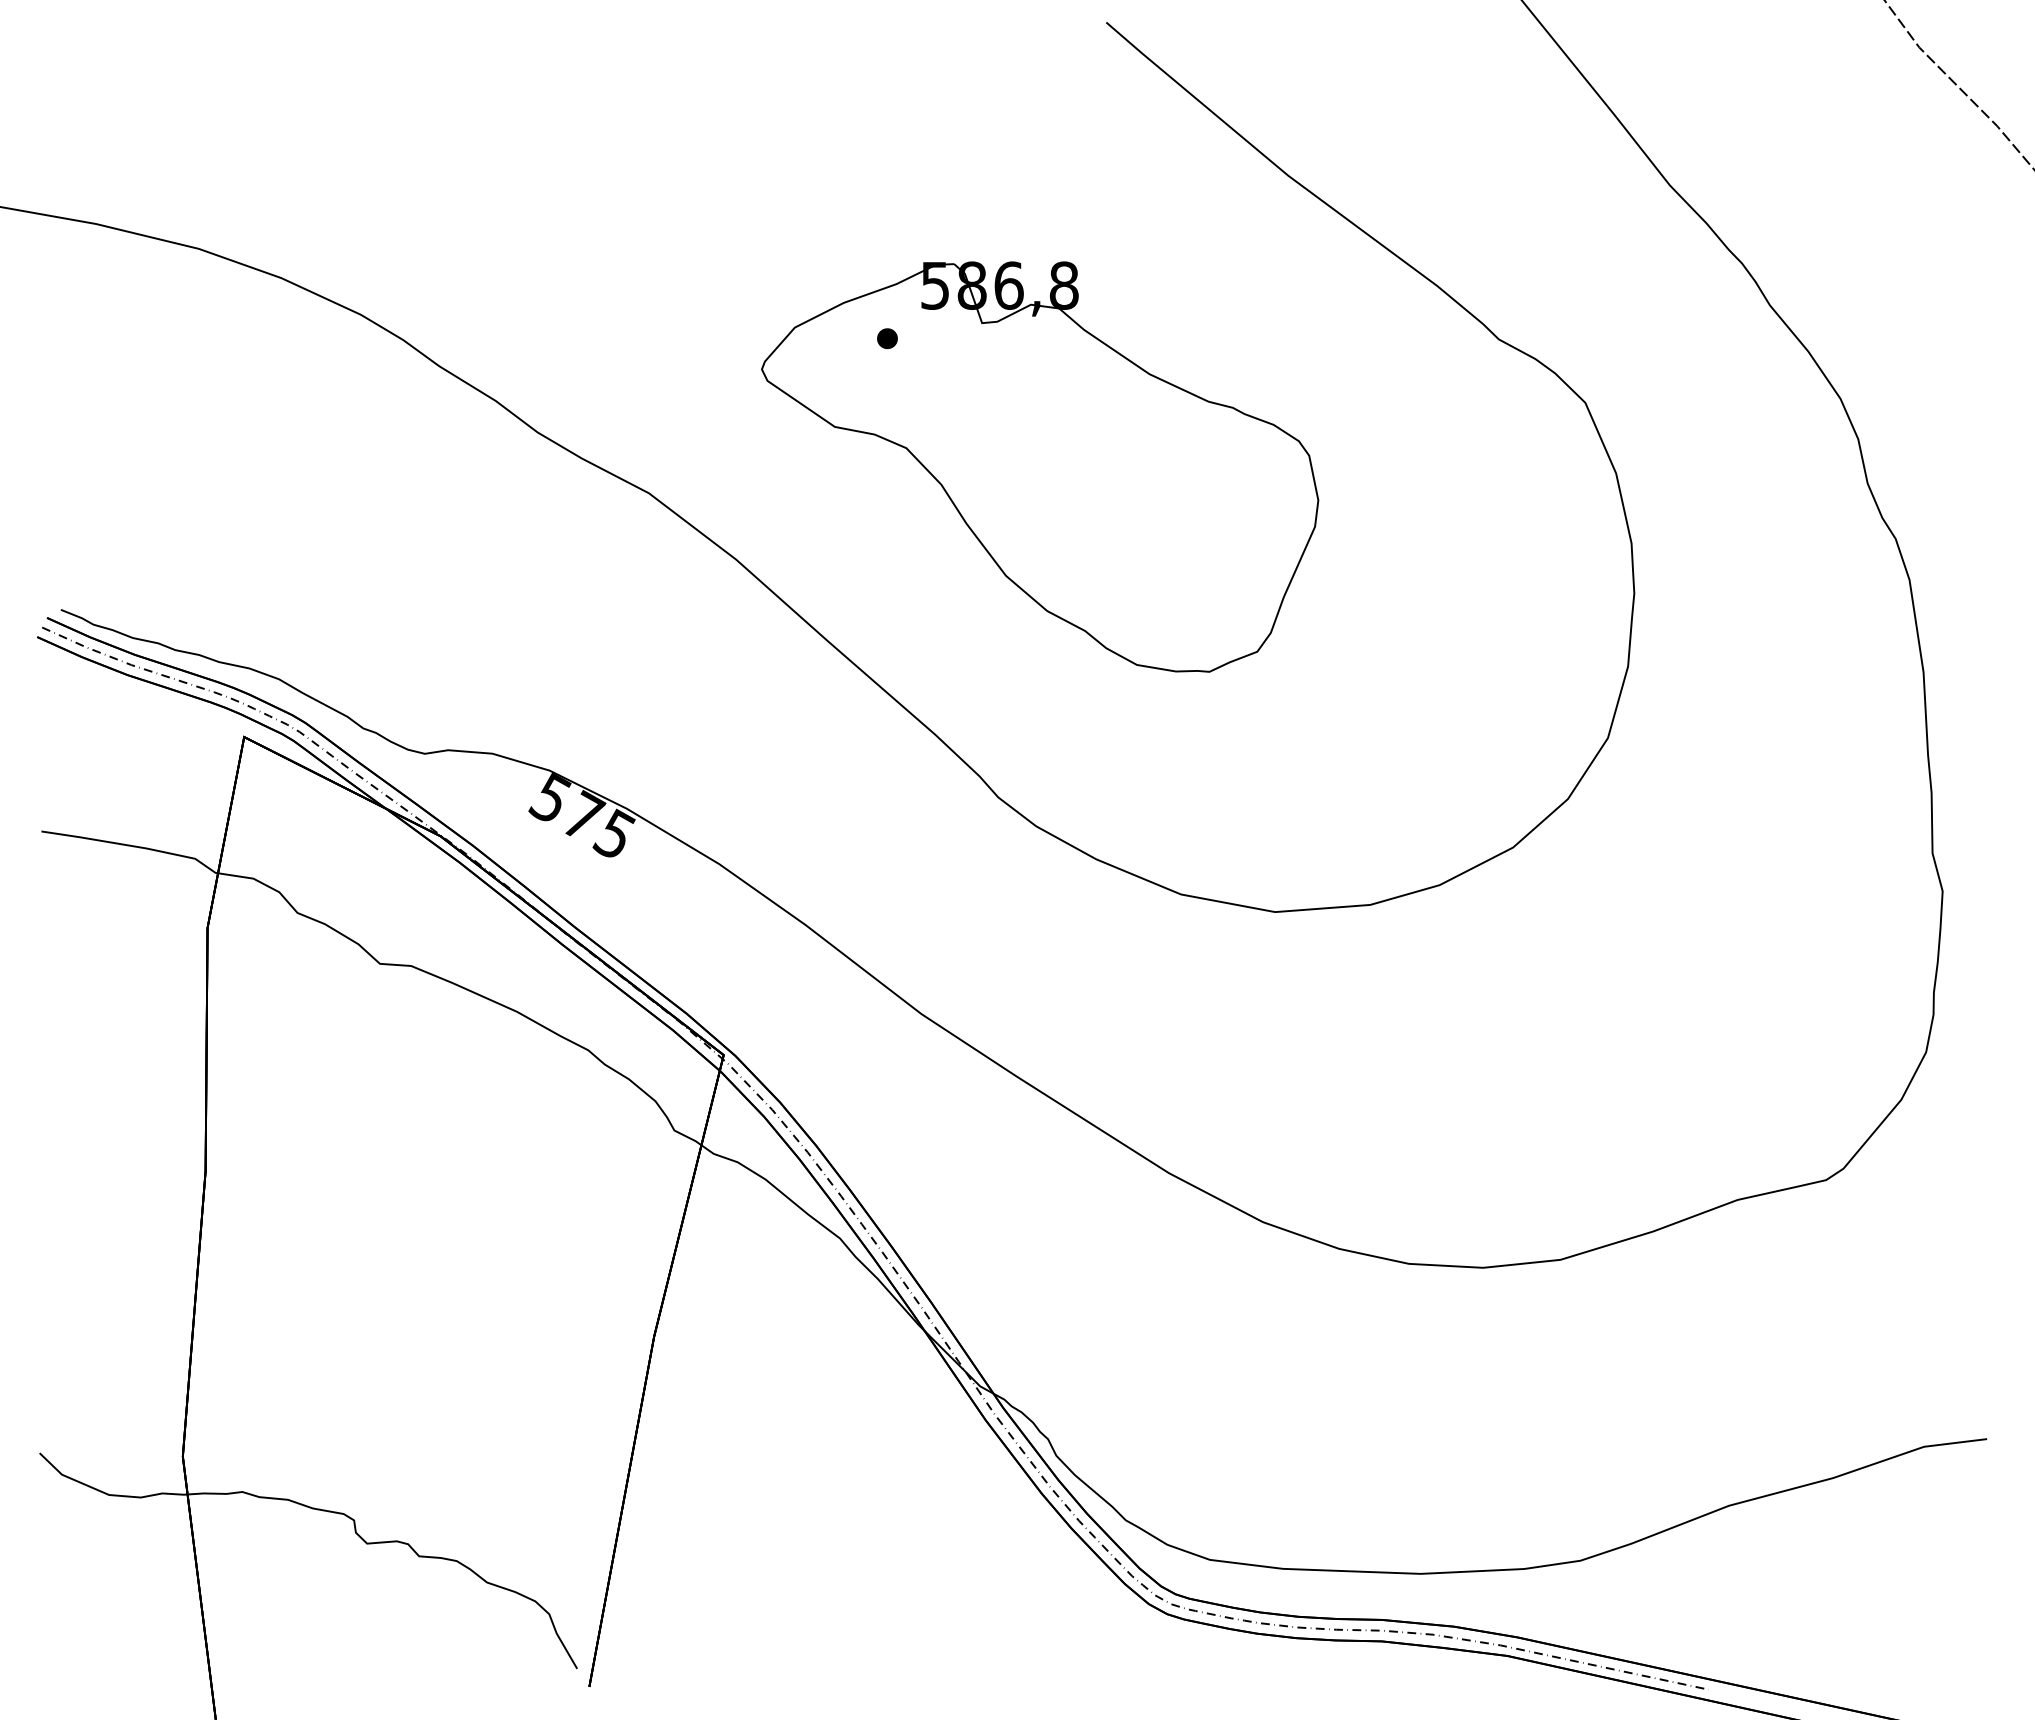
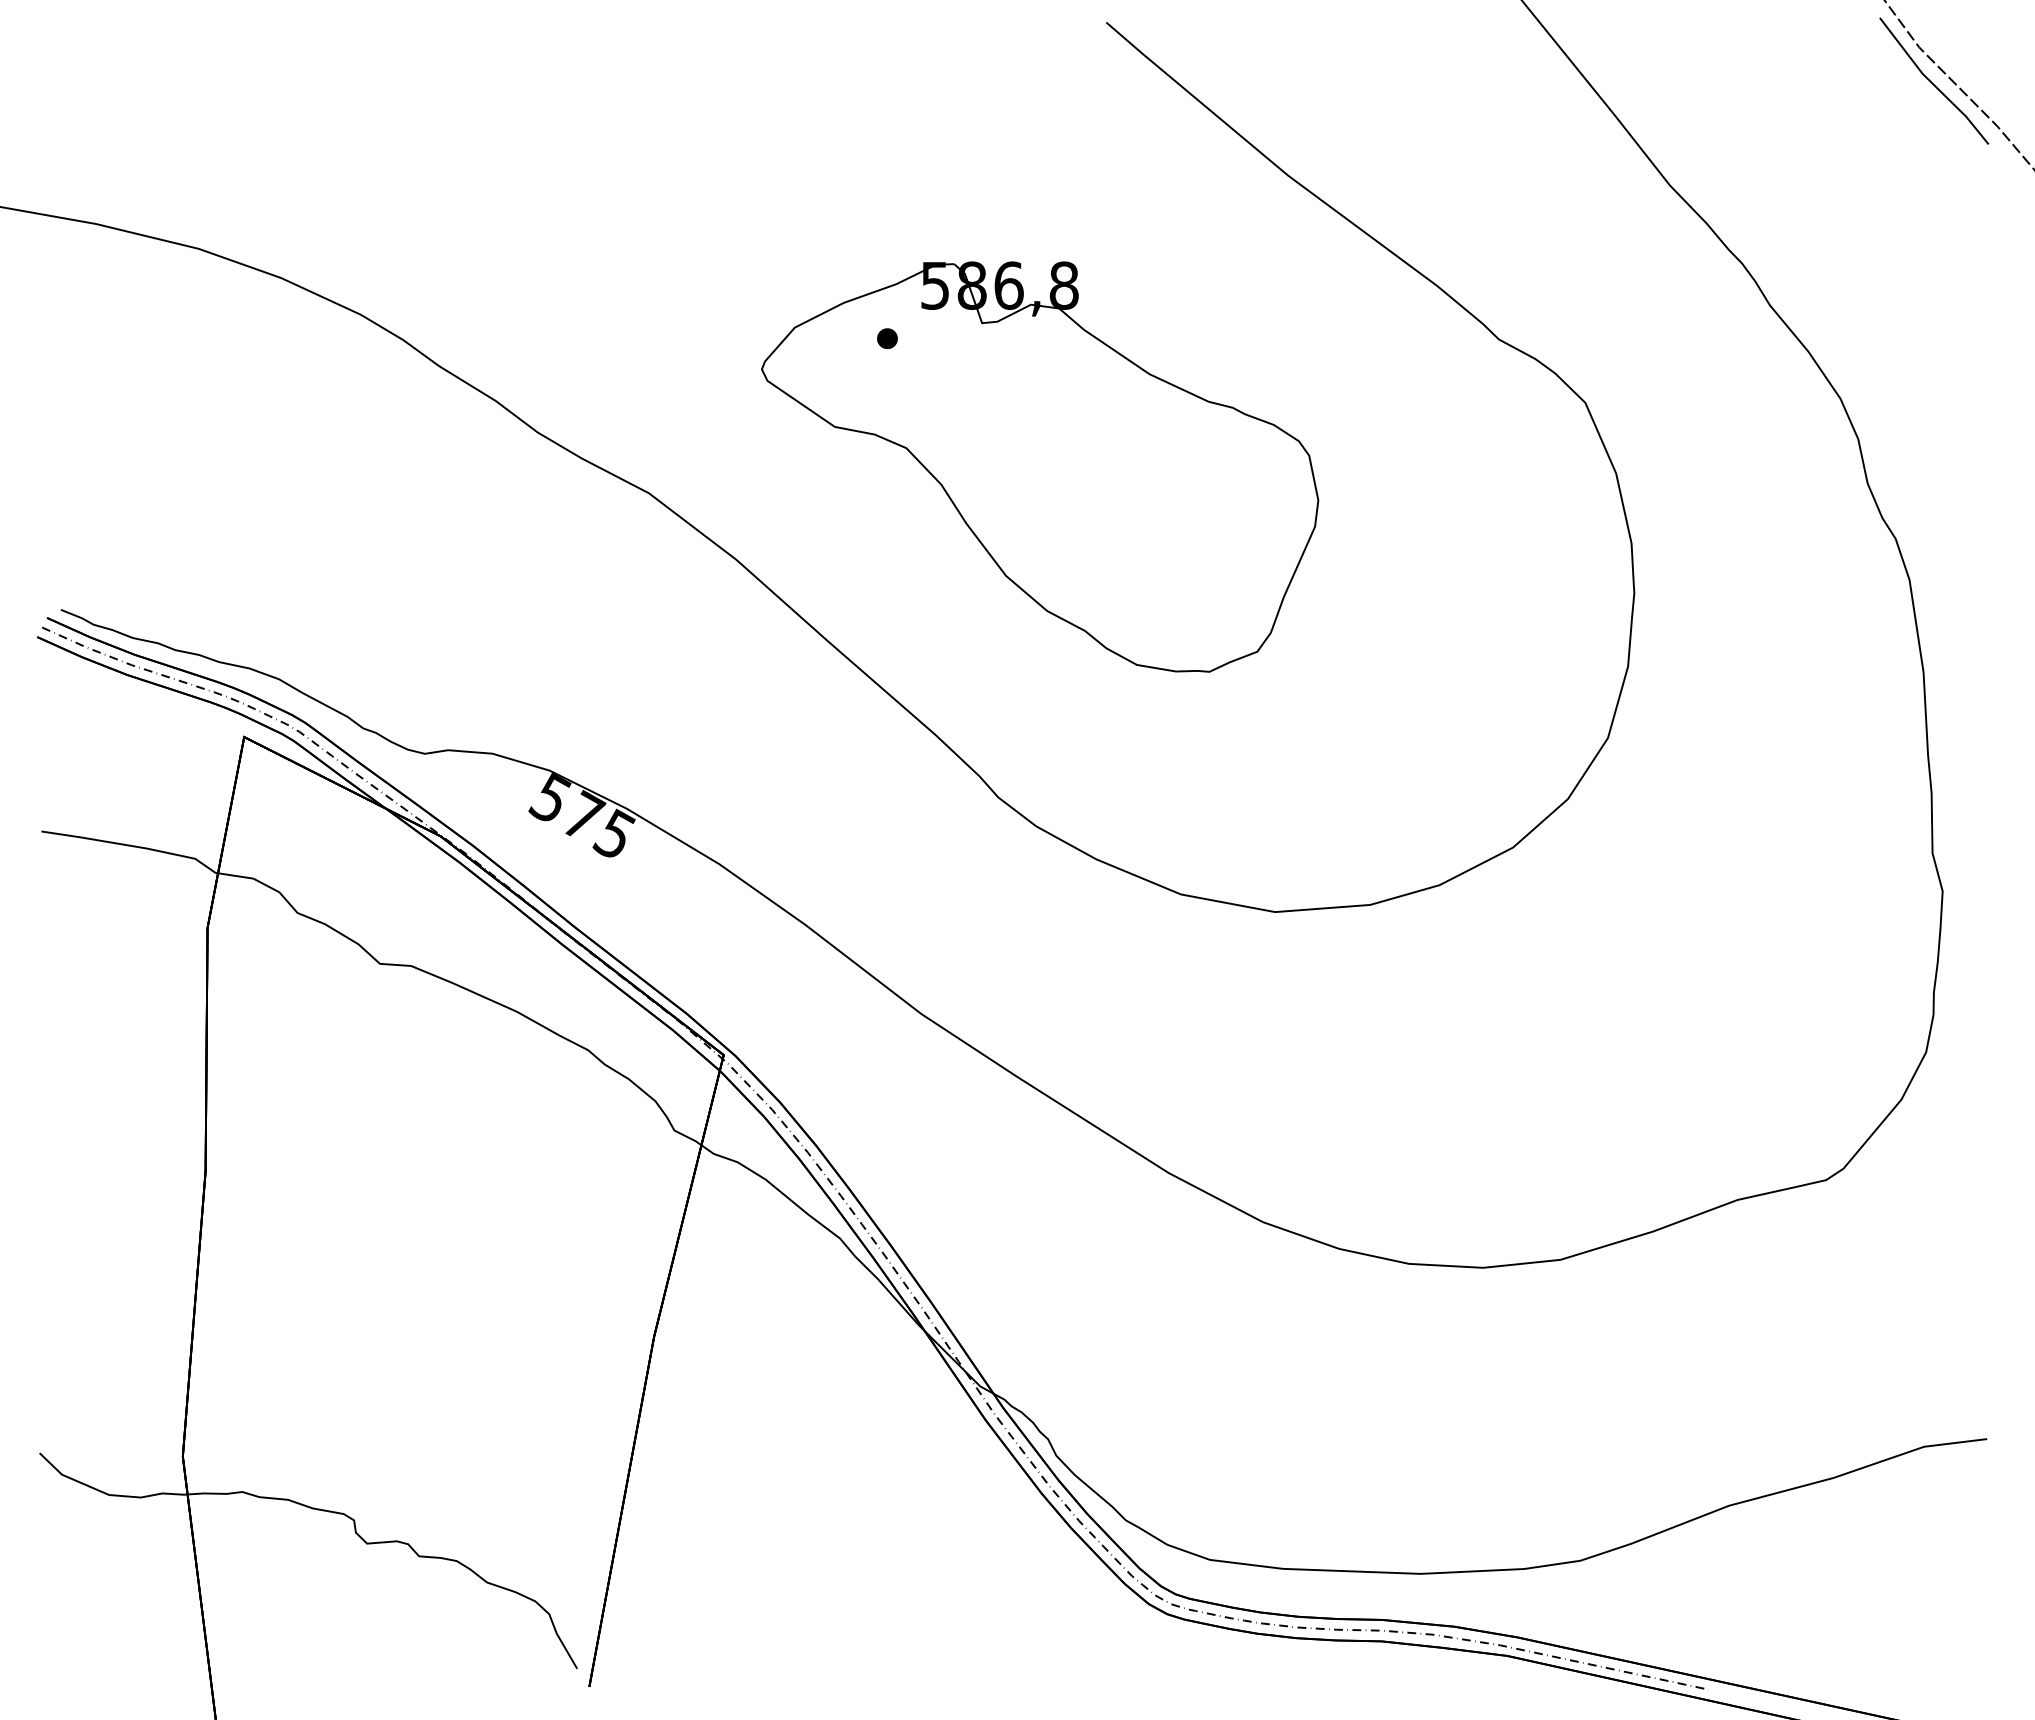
line: none -> present (1932, 82)
